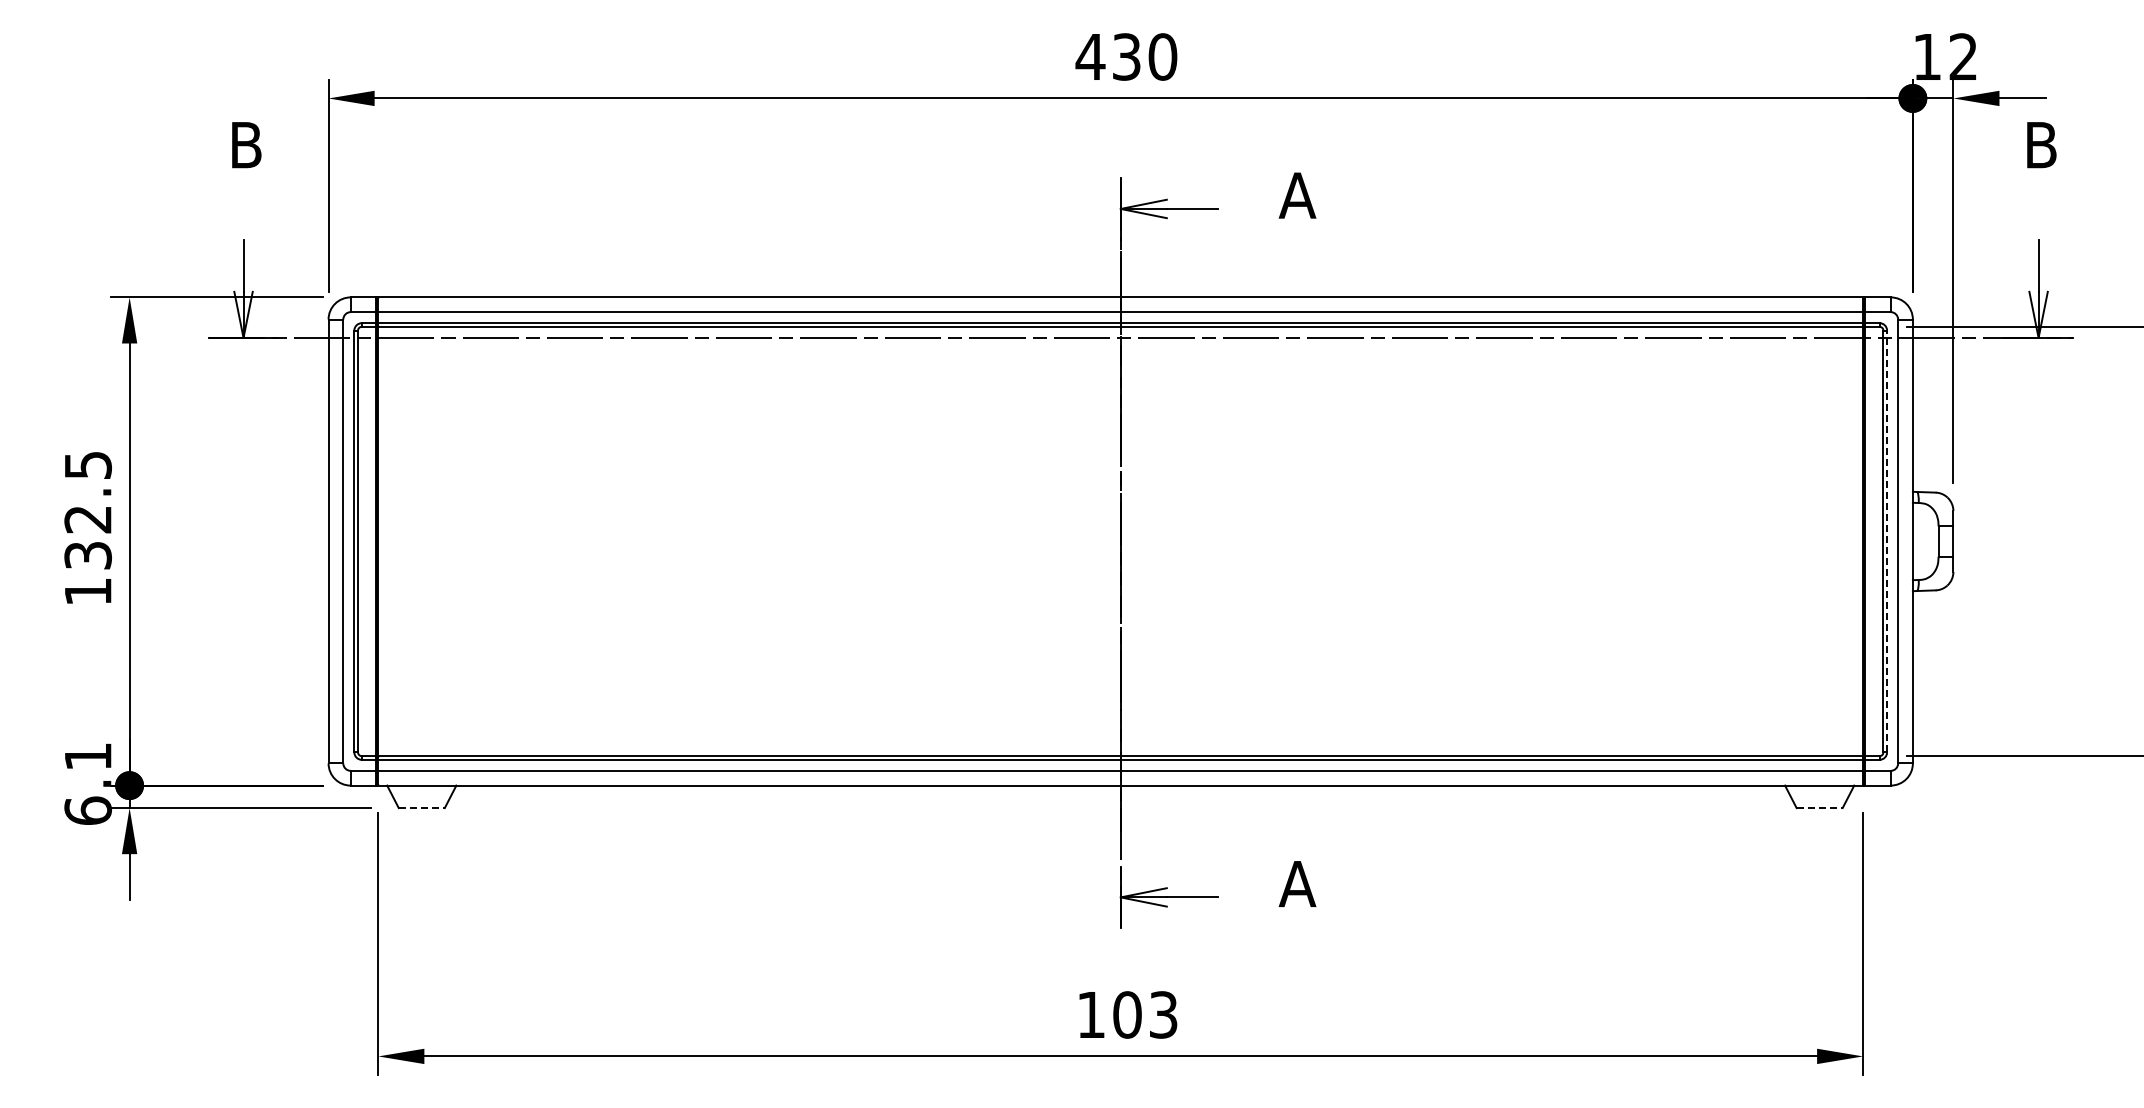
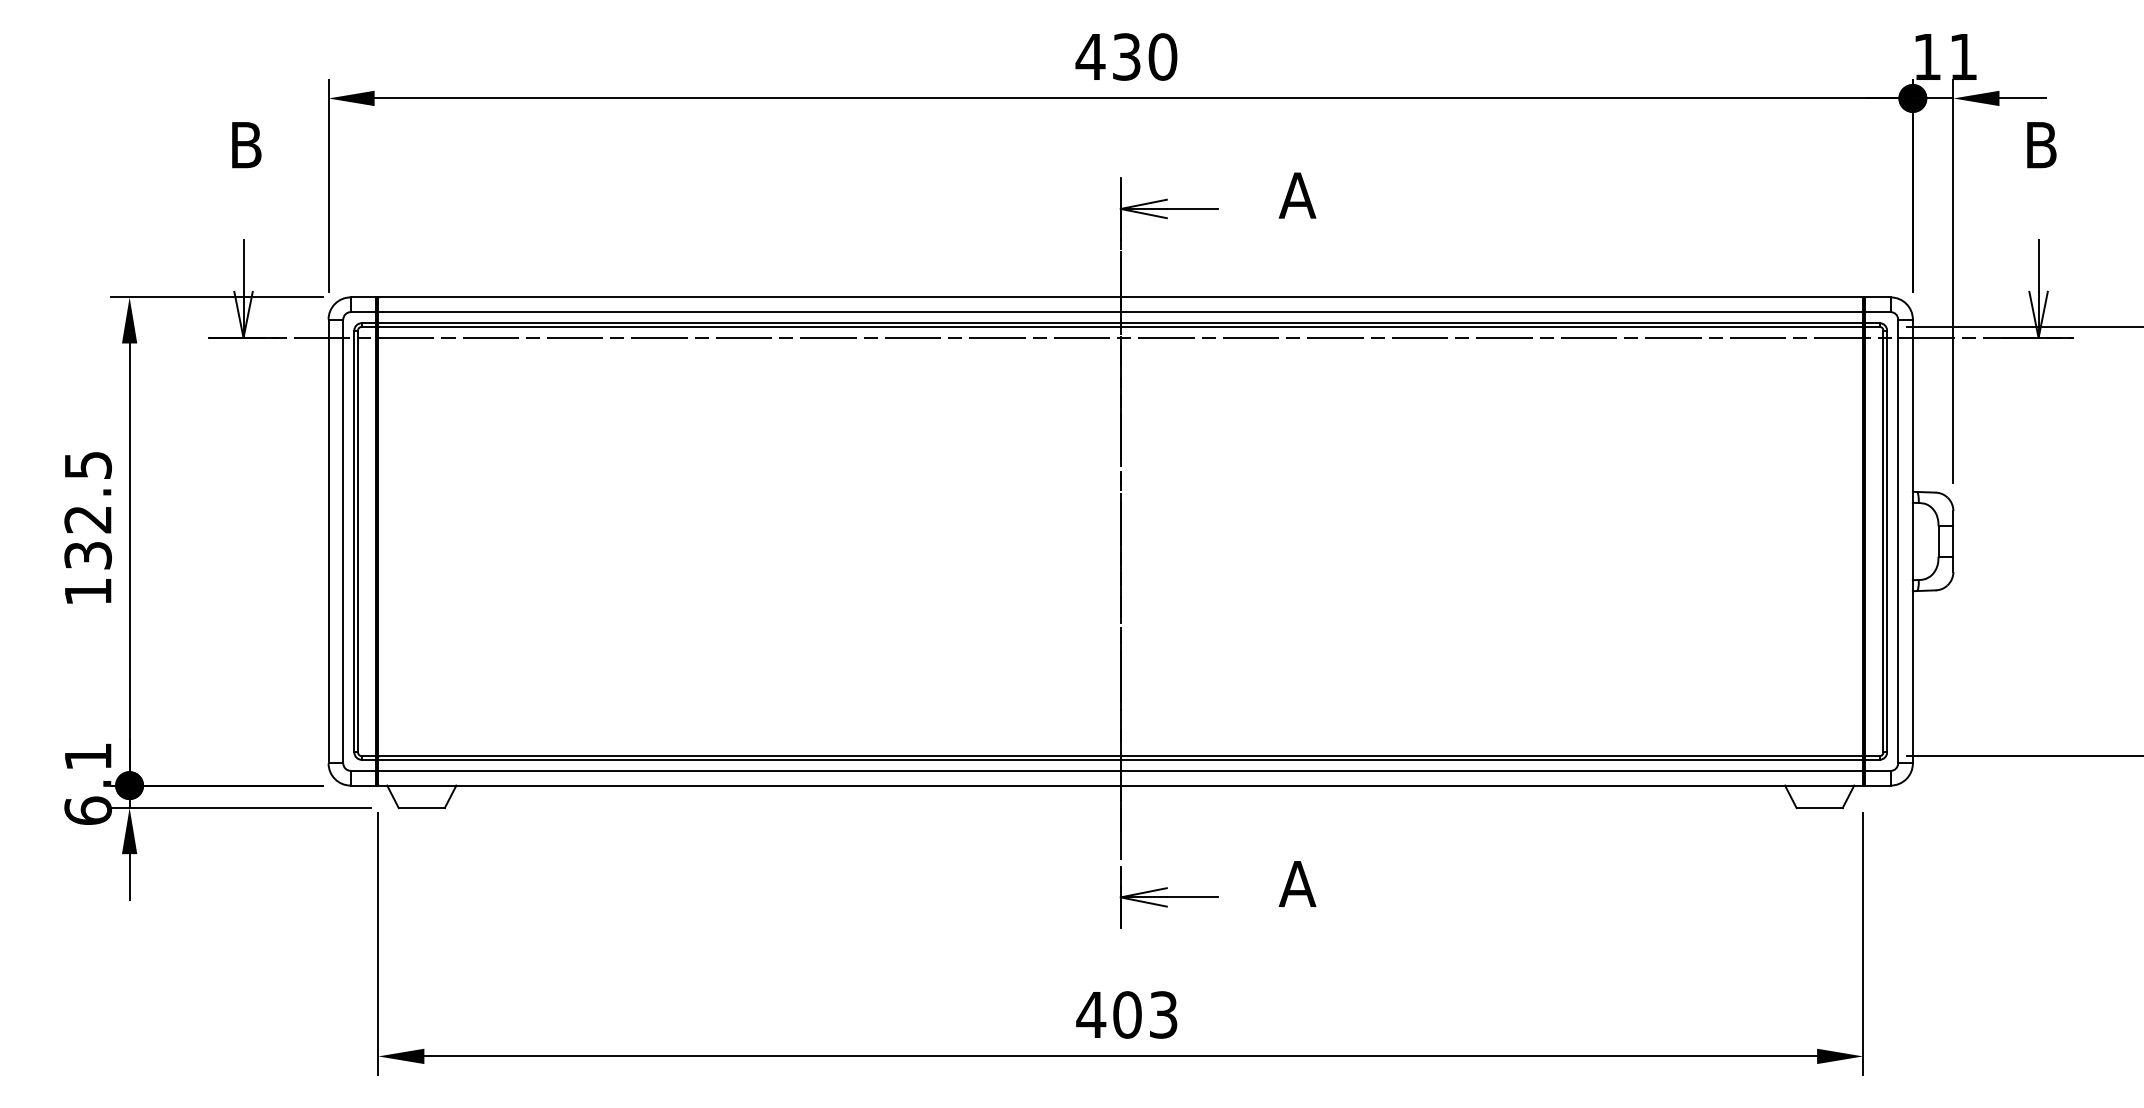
text: 12 -> 11 (1962, 56)
line: dashed -> solid (1887, 541)
line: dashed -> solid (422, 808)
line: dashed -> solid (1820, 808)
text: 103 -> 403 (1091, 1014)
